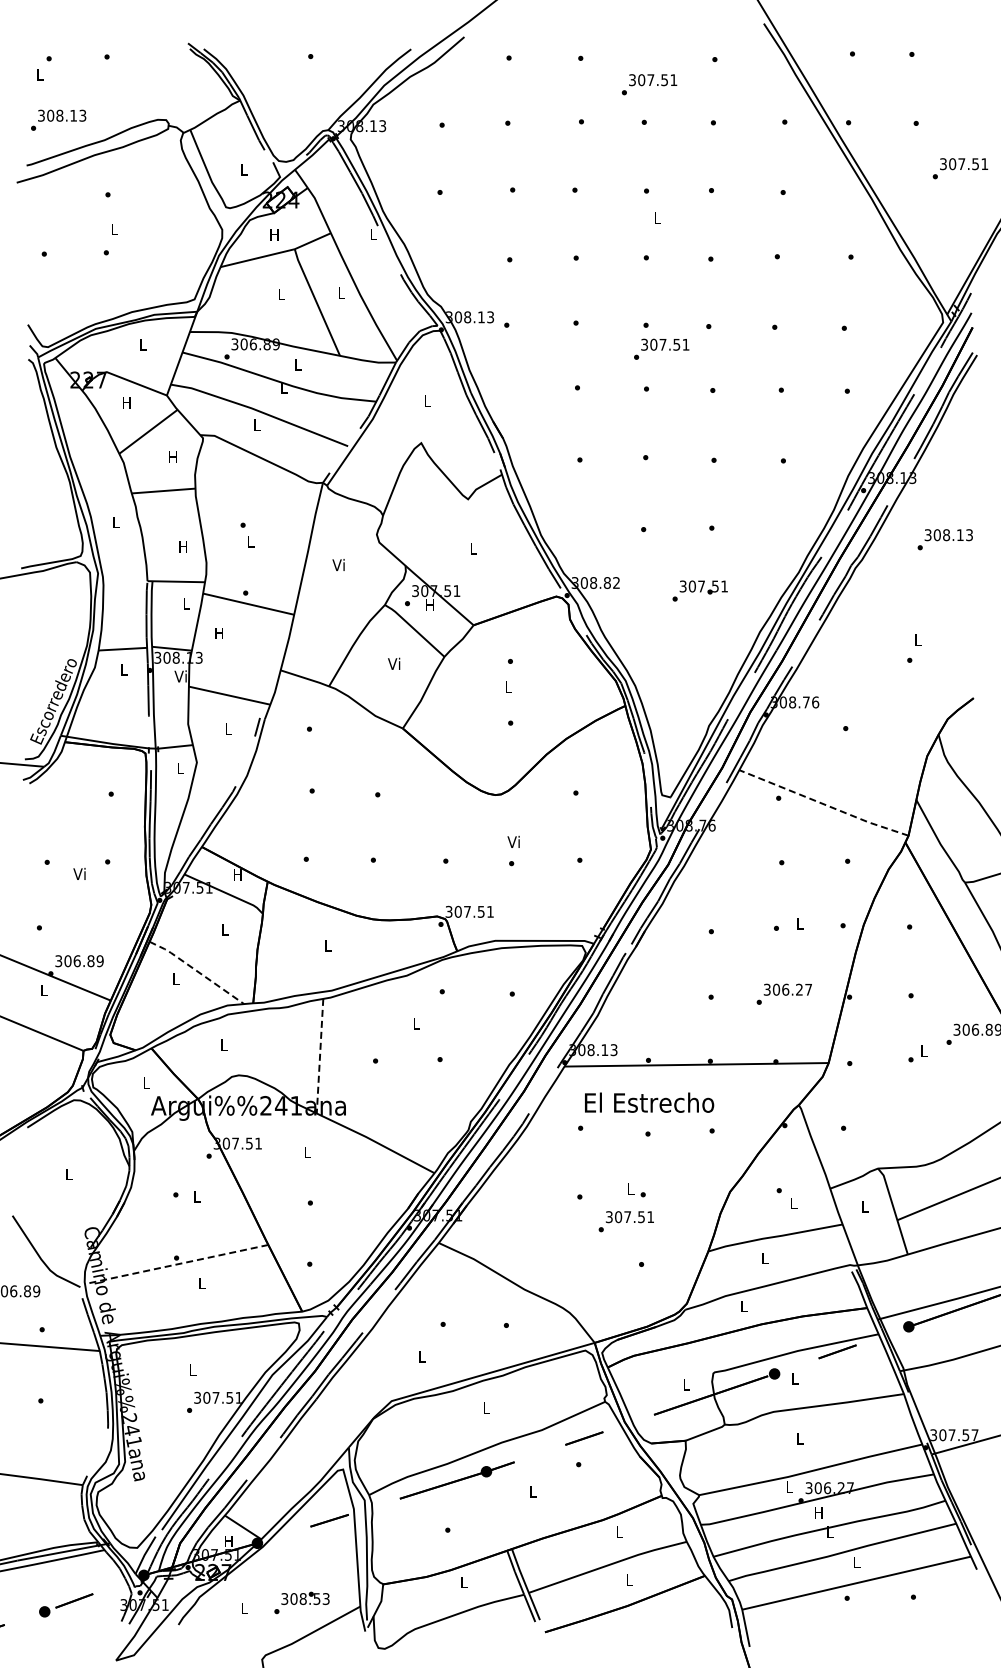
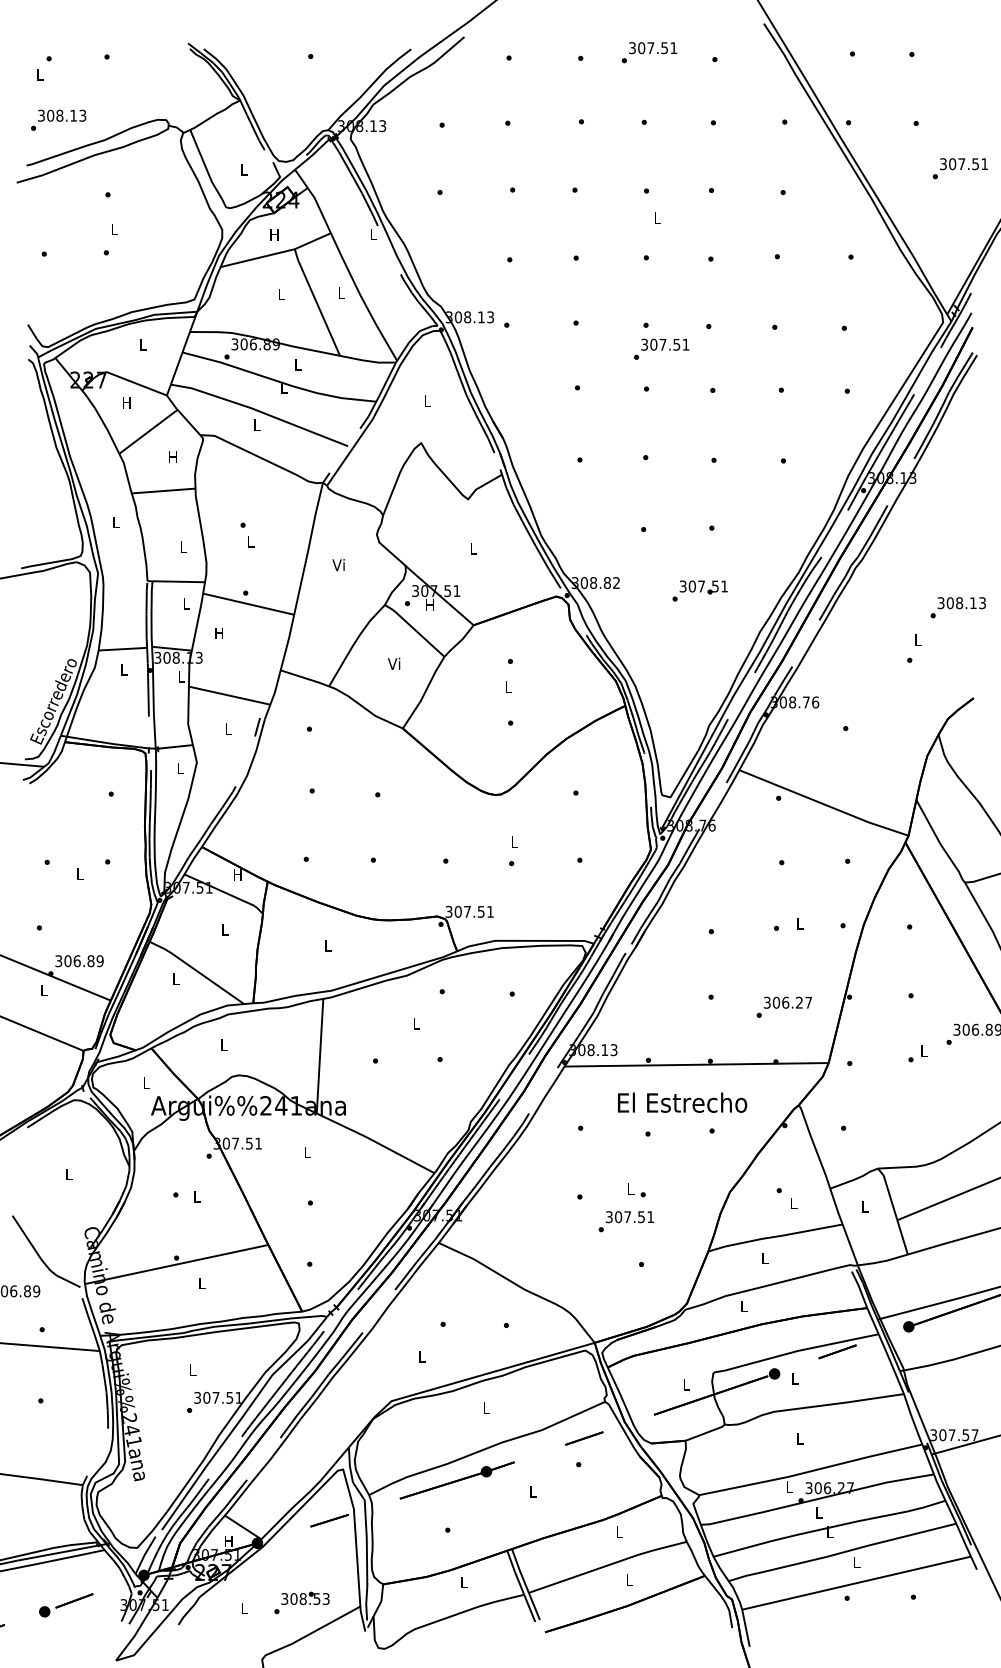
text position: (649, 84) -> (649, 52) (649, 52)
text position: (944, 539) -> (957, 607) (957, 607)
text: H -> L (182, 546)
text: Vi -> L (180, 676)
line: dashed -> solid (823, 804)
text: Vi -> L (513, 841)
text: Vi -> L (79, 873)
line: dashed -> solid (197, 971)
text position: (783, 993) -> (783, 1006) (783, 1006)
line: dashed -> solid (320, 1056)
text position: (649, 1102) -> (682, 1102) (682, 1102)
line: dashed -> solid (176, 1264)
text: H -> L (818, 1512)
